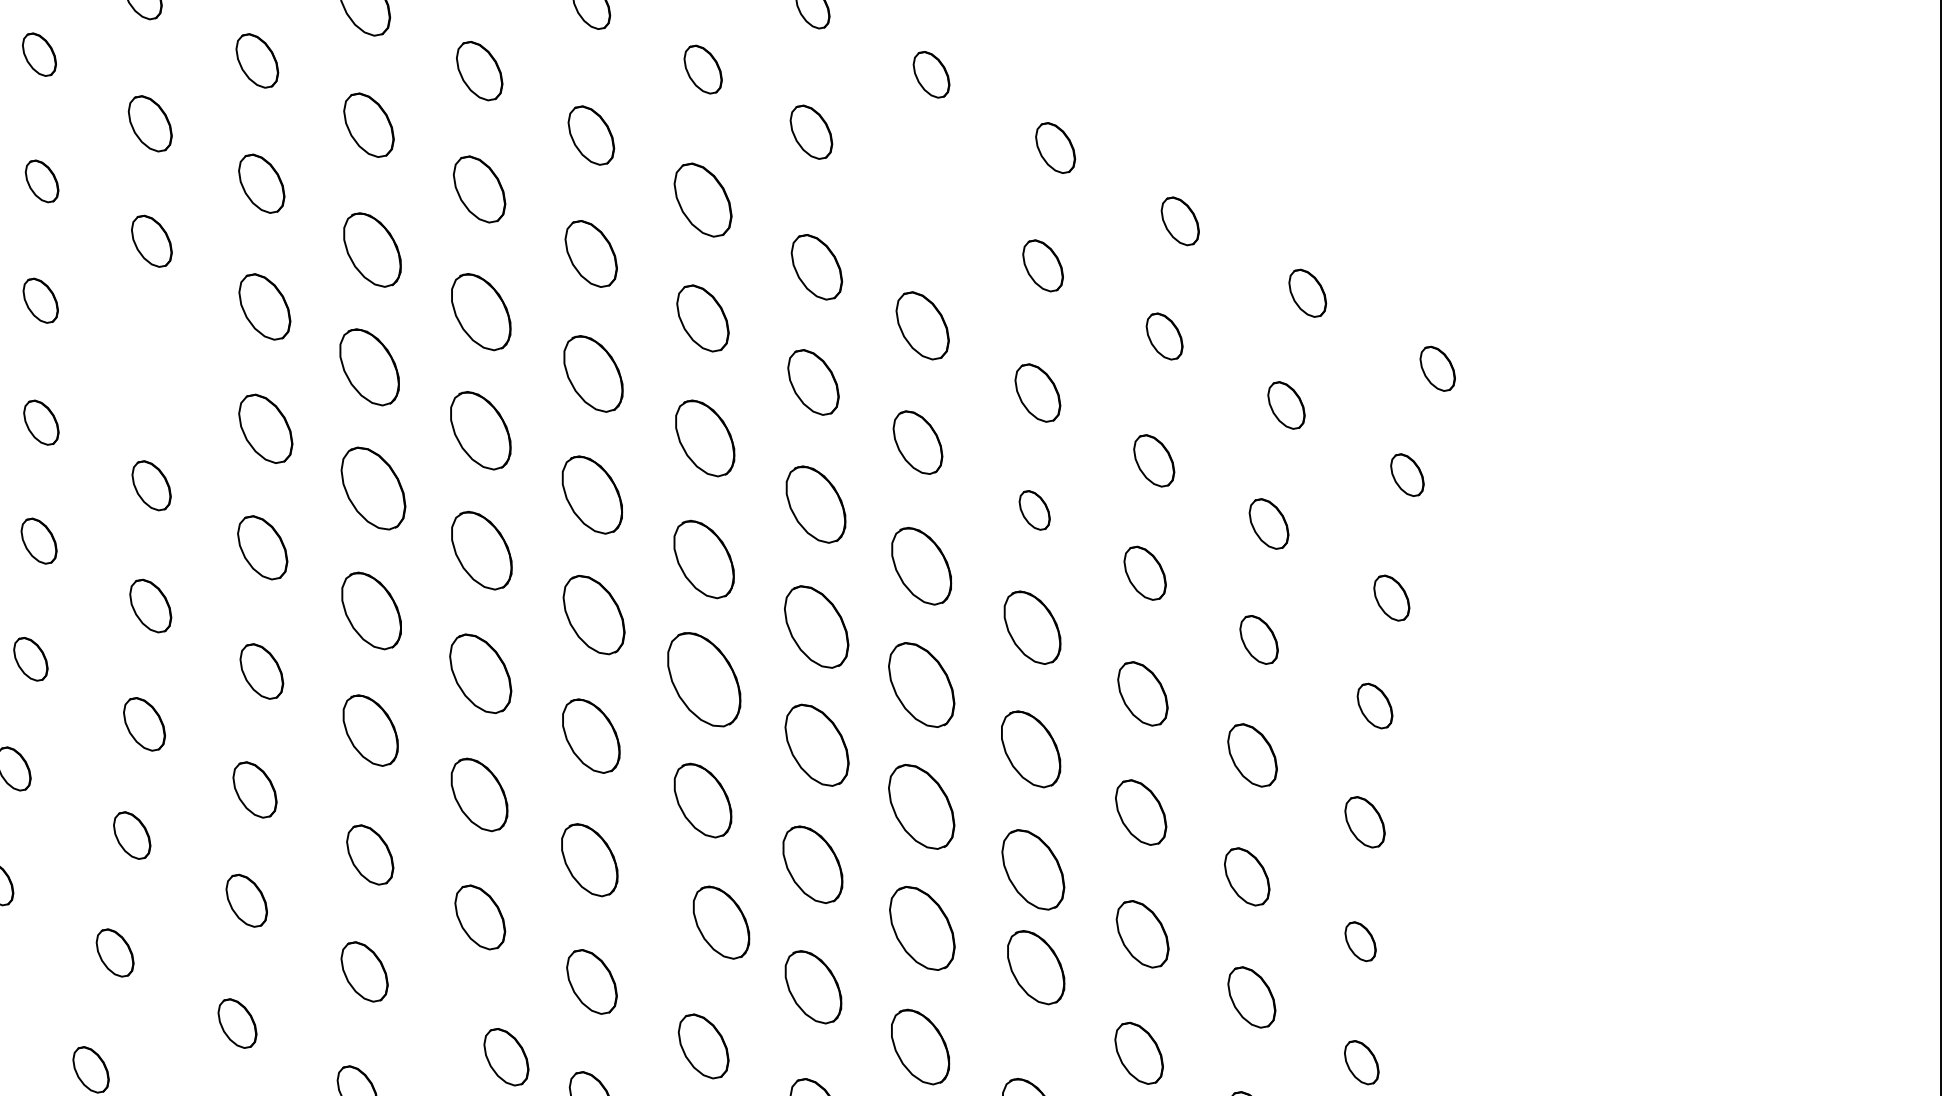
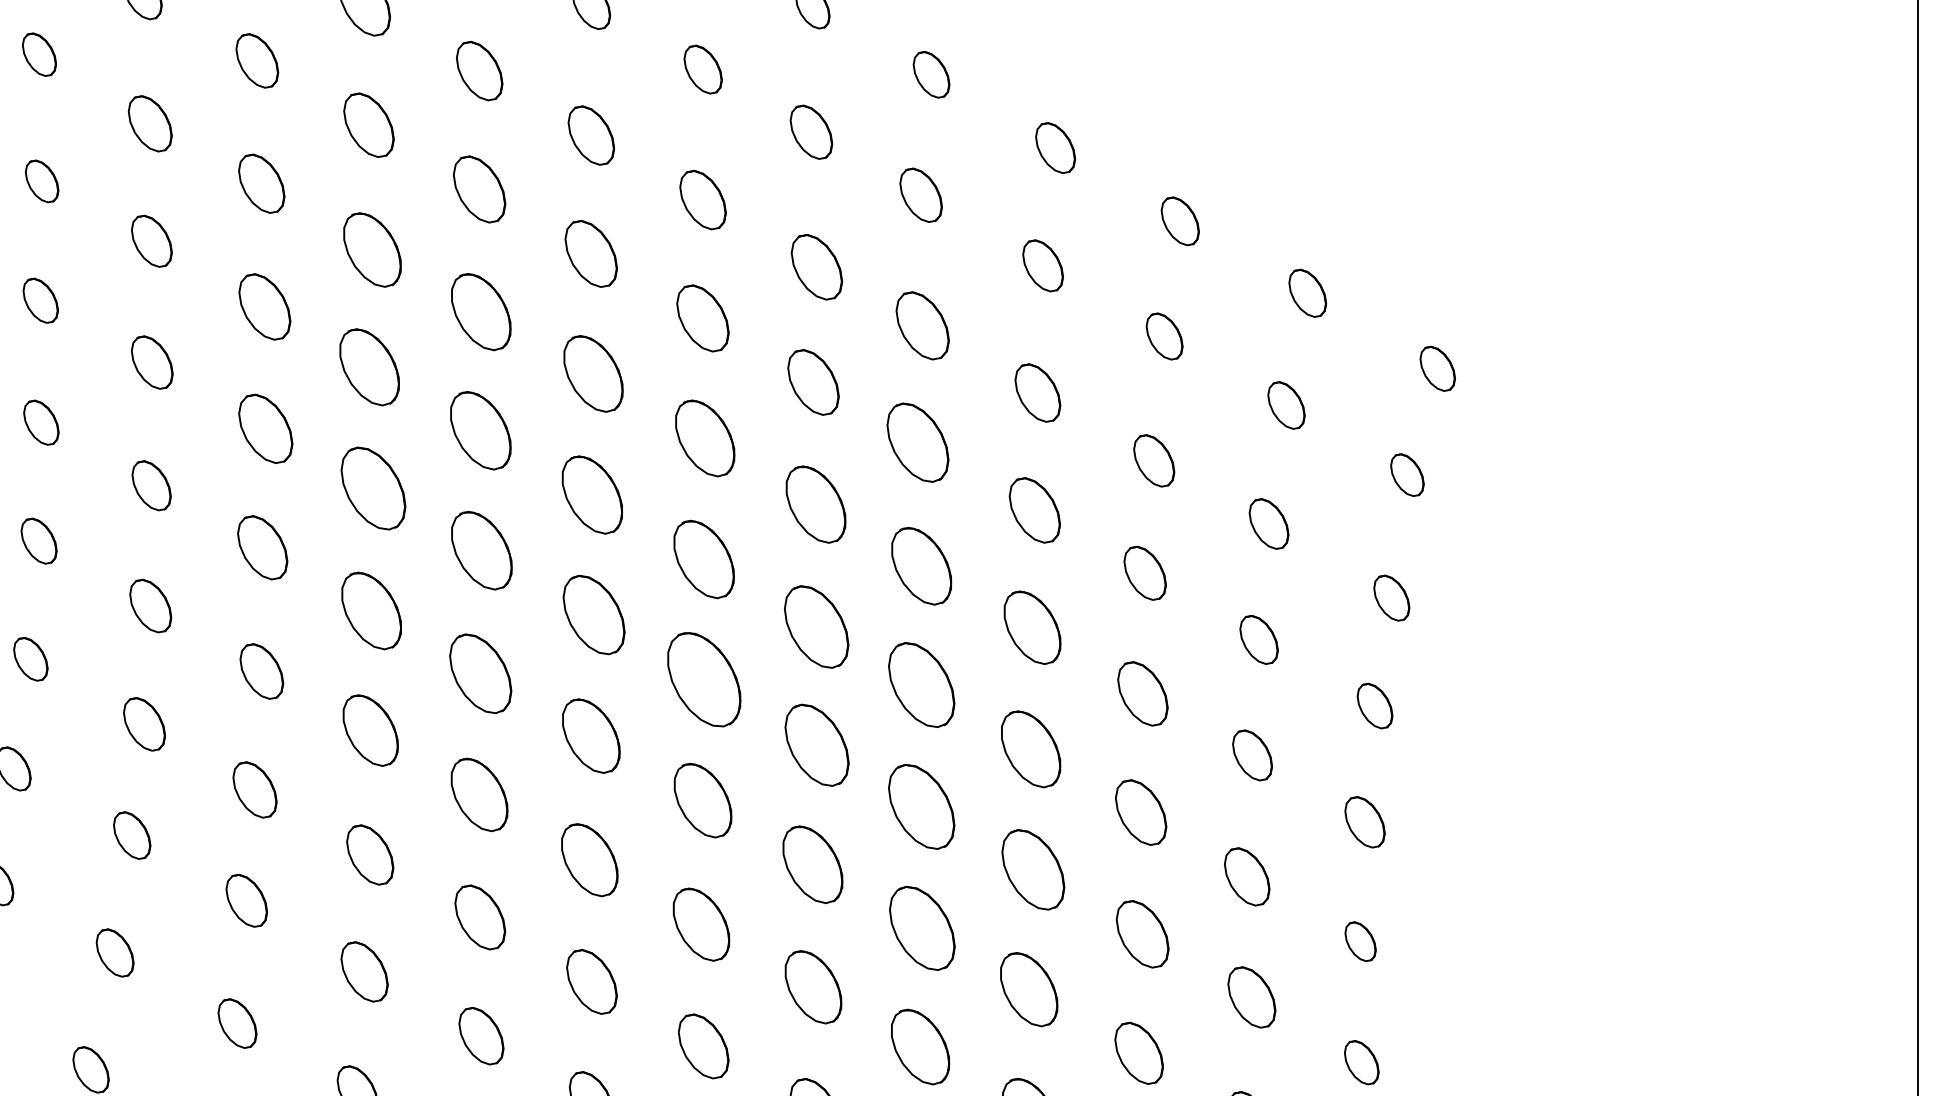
part: none -> present (920, 194)
part size: 60x76 px -> 48x62 px (702, 199)
part: none -> present (152, 362)
part size: 52x65 px -> 64x81 px (917, 442)
part size: 33x41 px -> 53x67 px (1034, 510)
line position: (1941, 547) -> (1918, 547) (1918, 547)
part size: 51x65 px -> 41x53 px (1252, 755)
part position: (721, 922) -> (701, 924) (701, 924)
part position: (1036, 967) -> (1029, 989) (1029, 989)
part position: (506, 1057) -> (481, 1036) (481, 1036)
